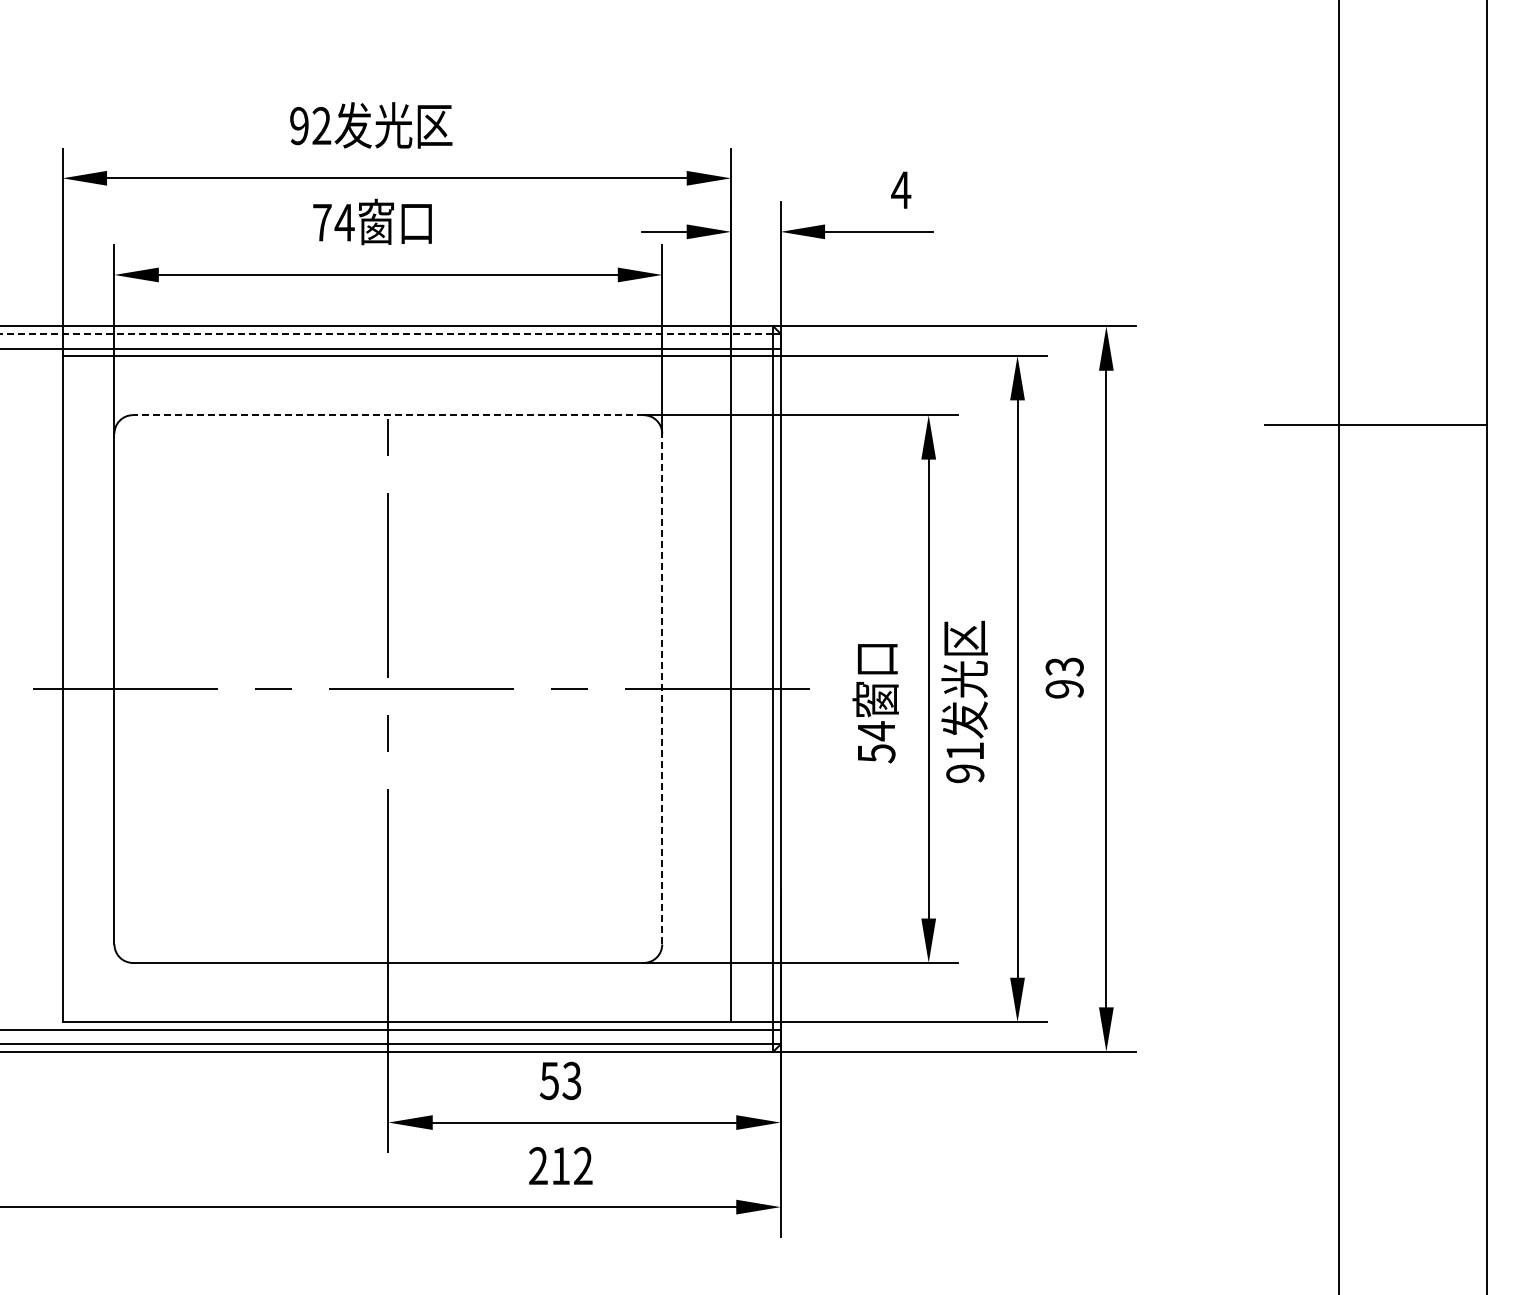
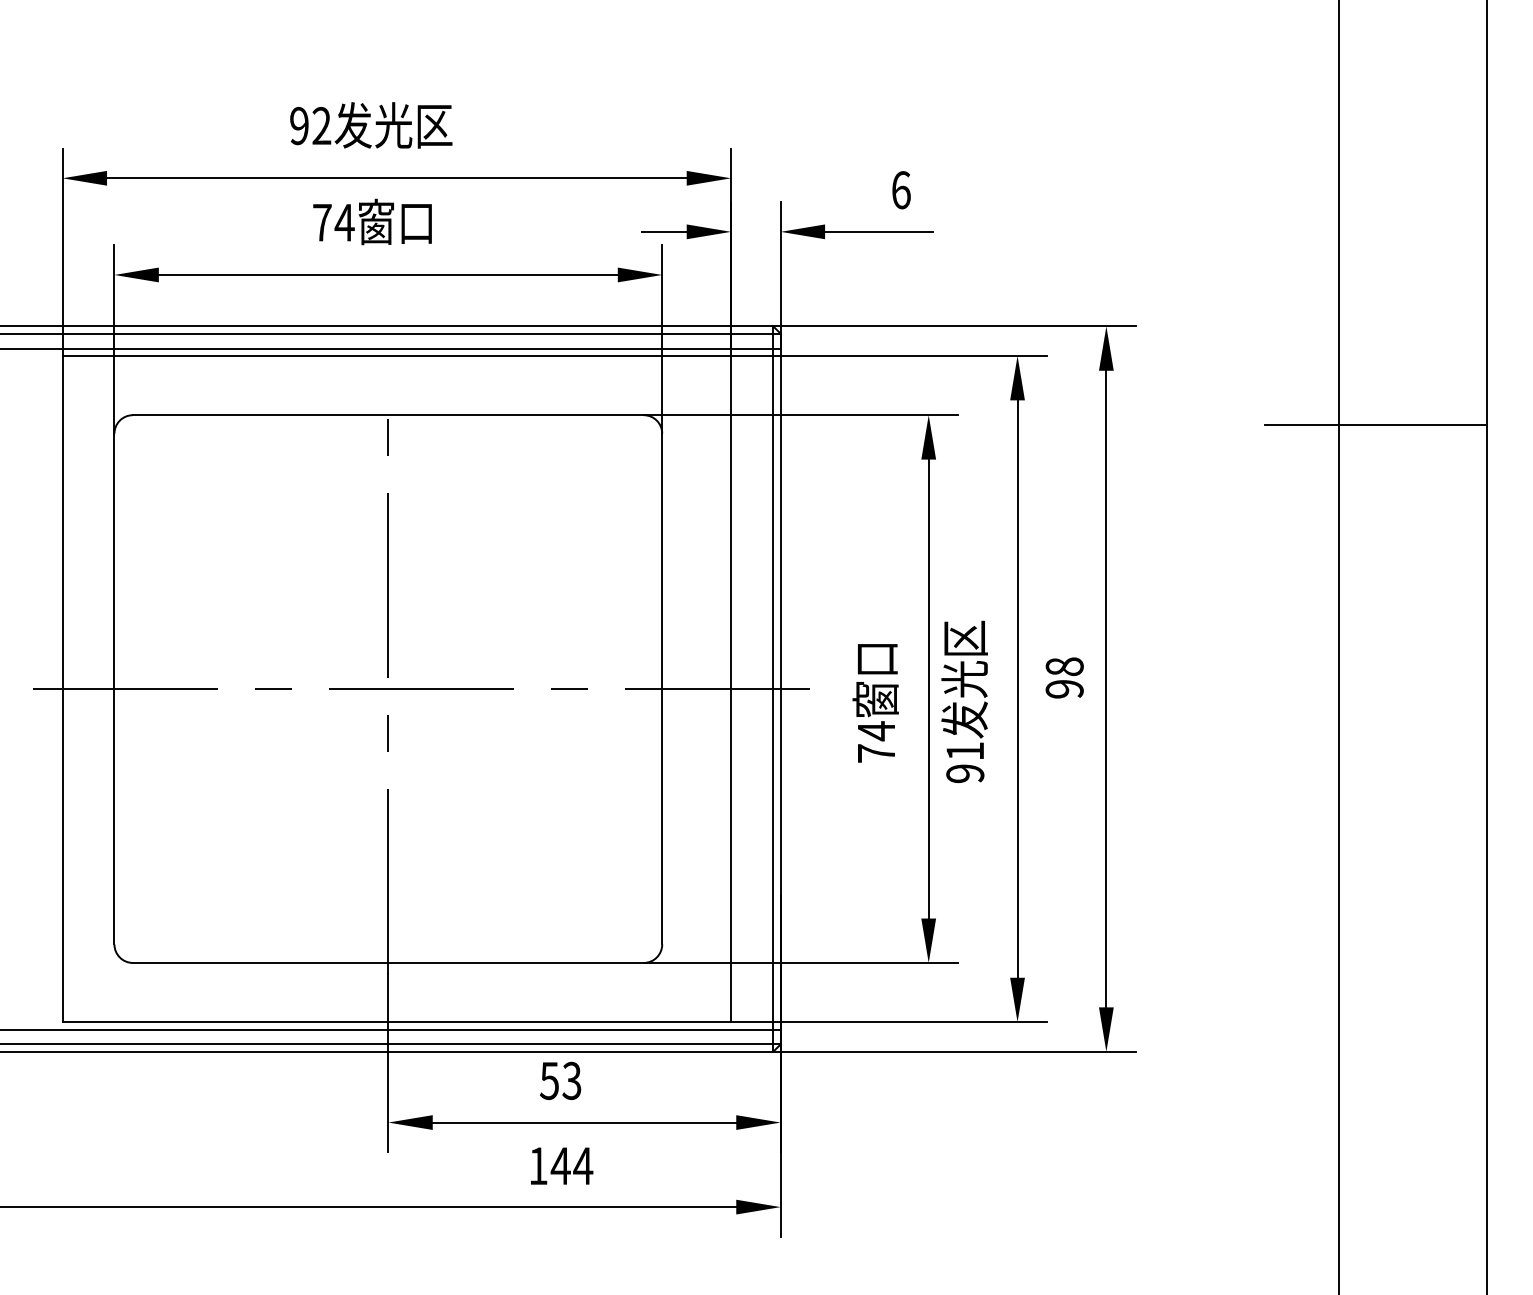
text: 4 -> 6 (901, 190)
line: dashed -> solid (386, 333)
line: dashed -> solid (387, 415)
text: 93 -> 98 (1064, 666)
line: dashed -> solid (662, 688)
text: 54 -> 74 (876, 753)
text: 212 -> 144 (561, 1165)
